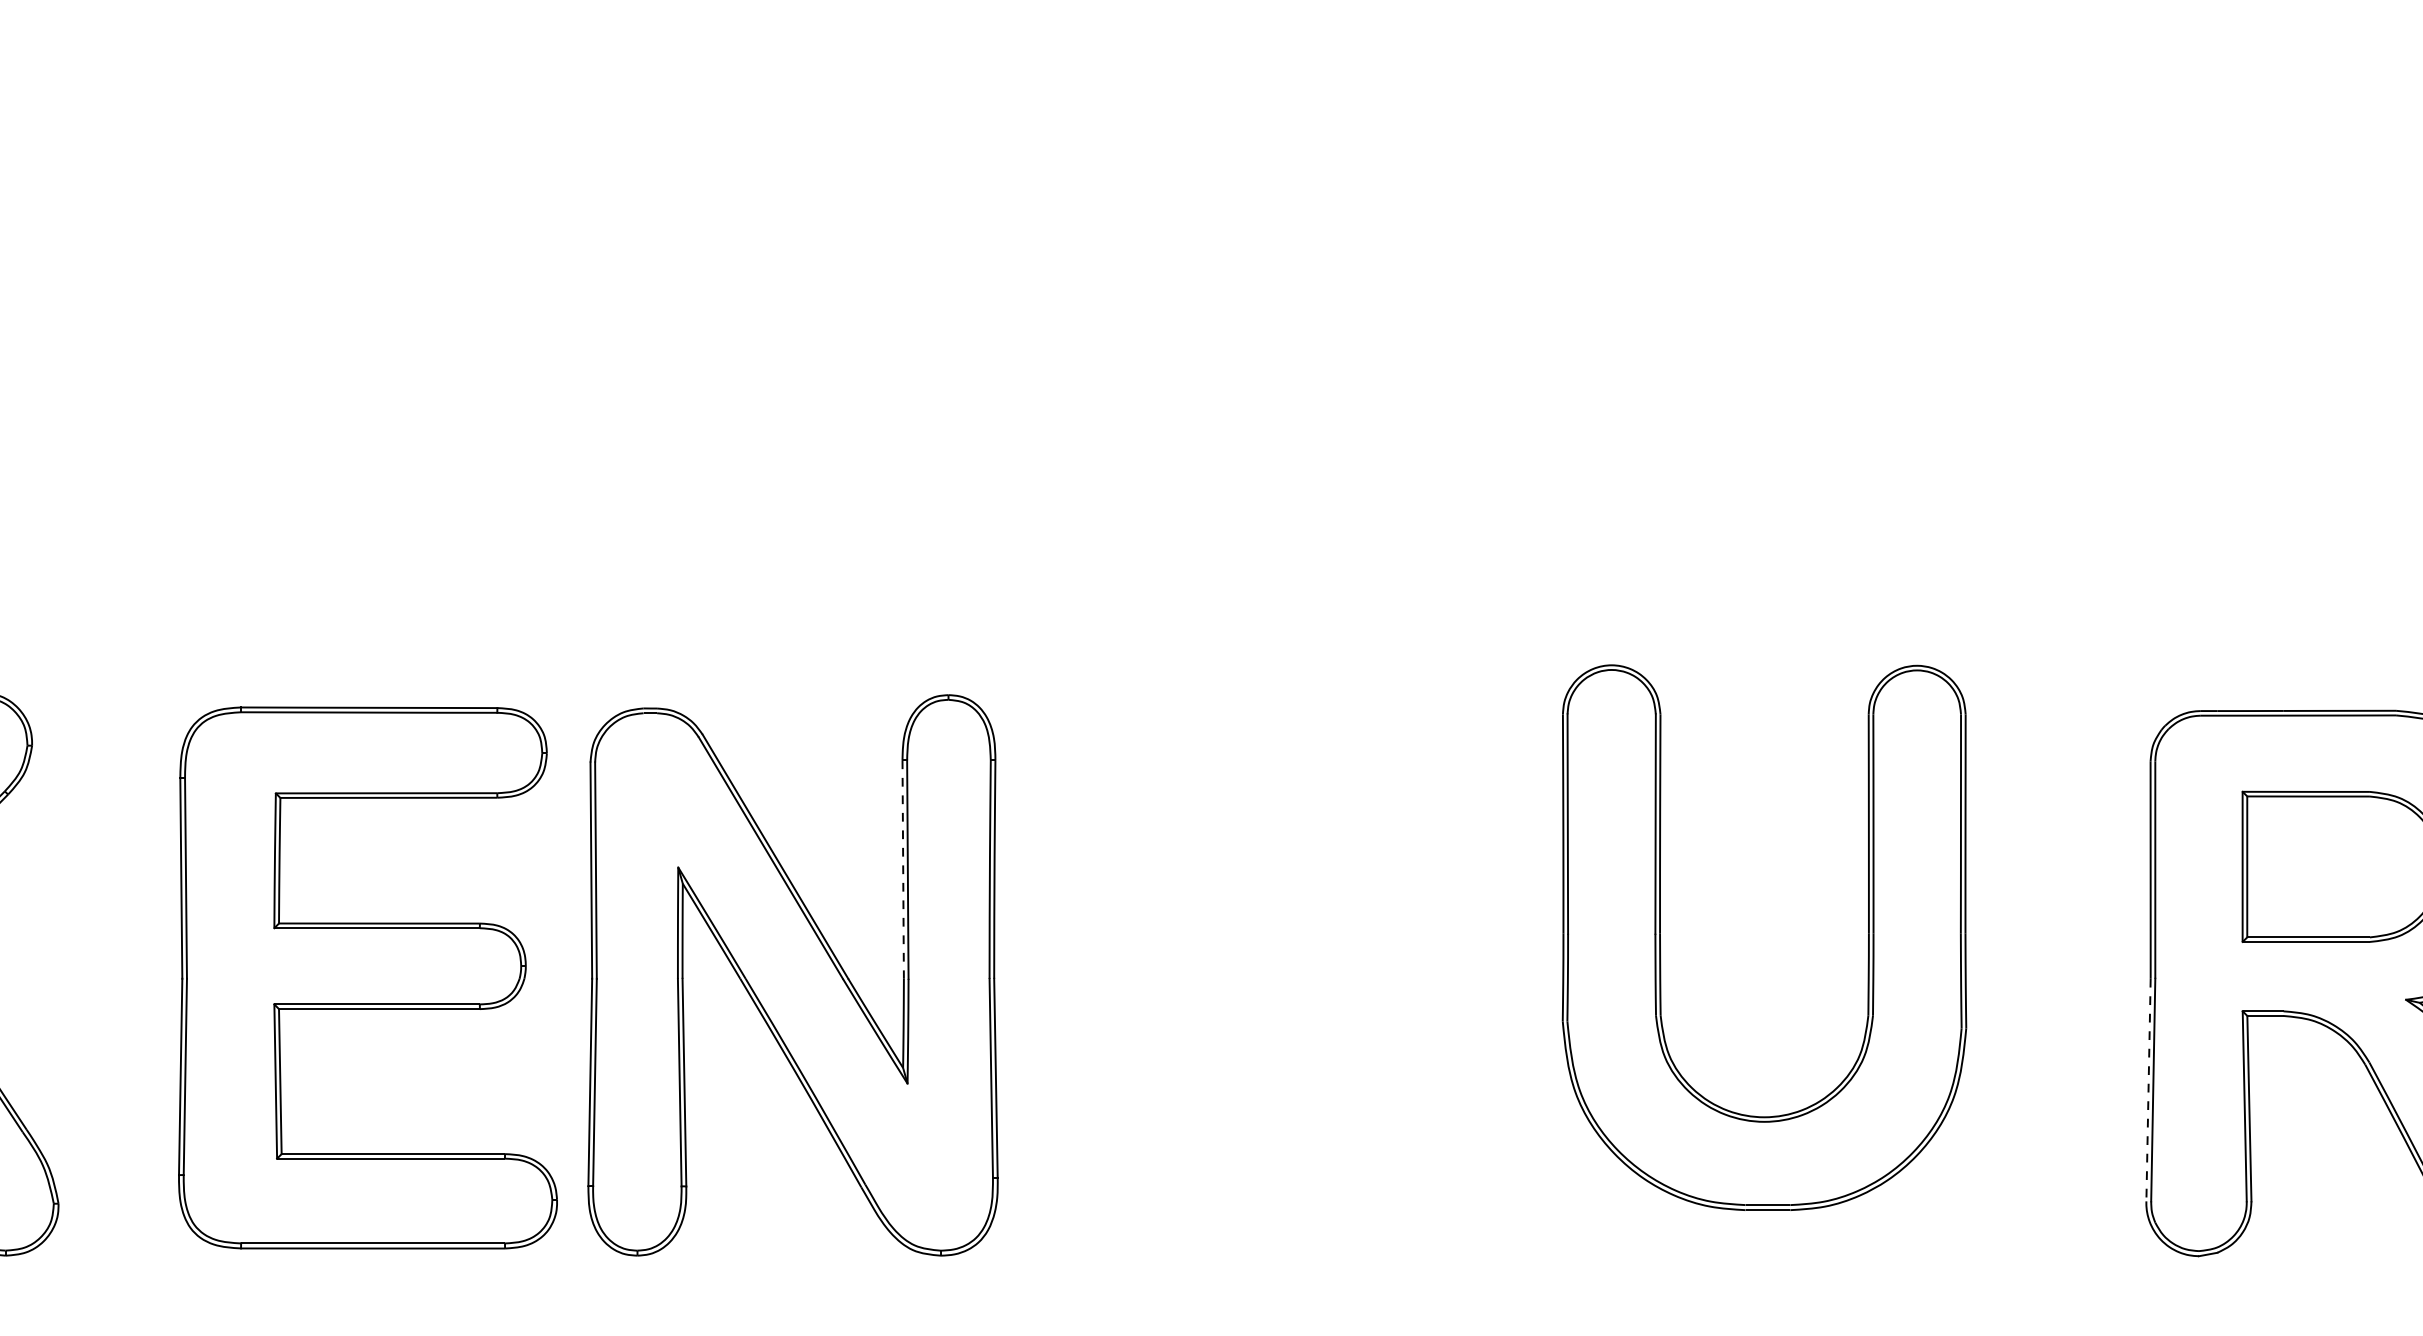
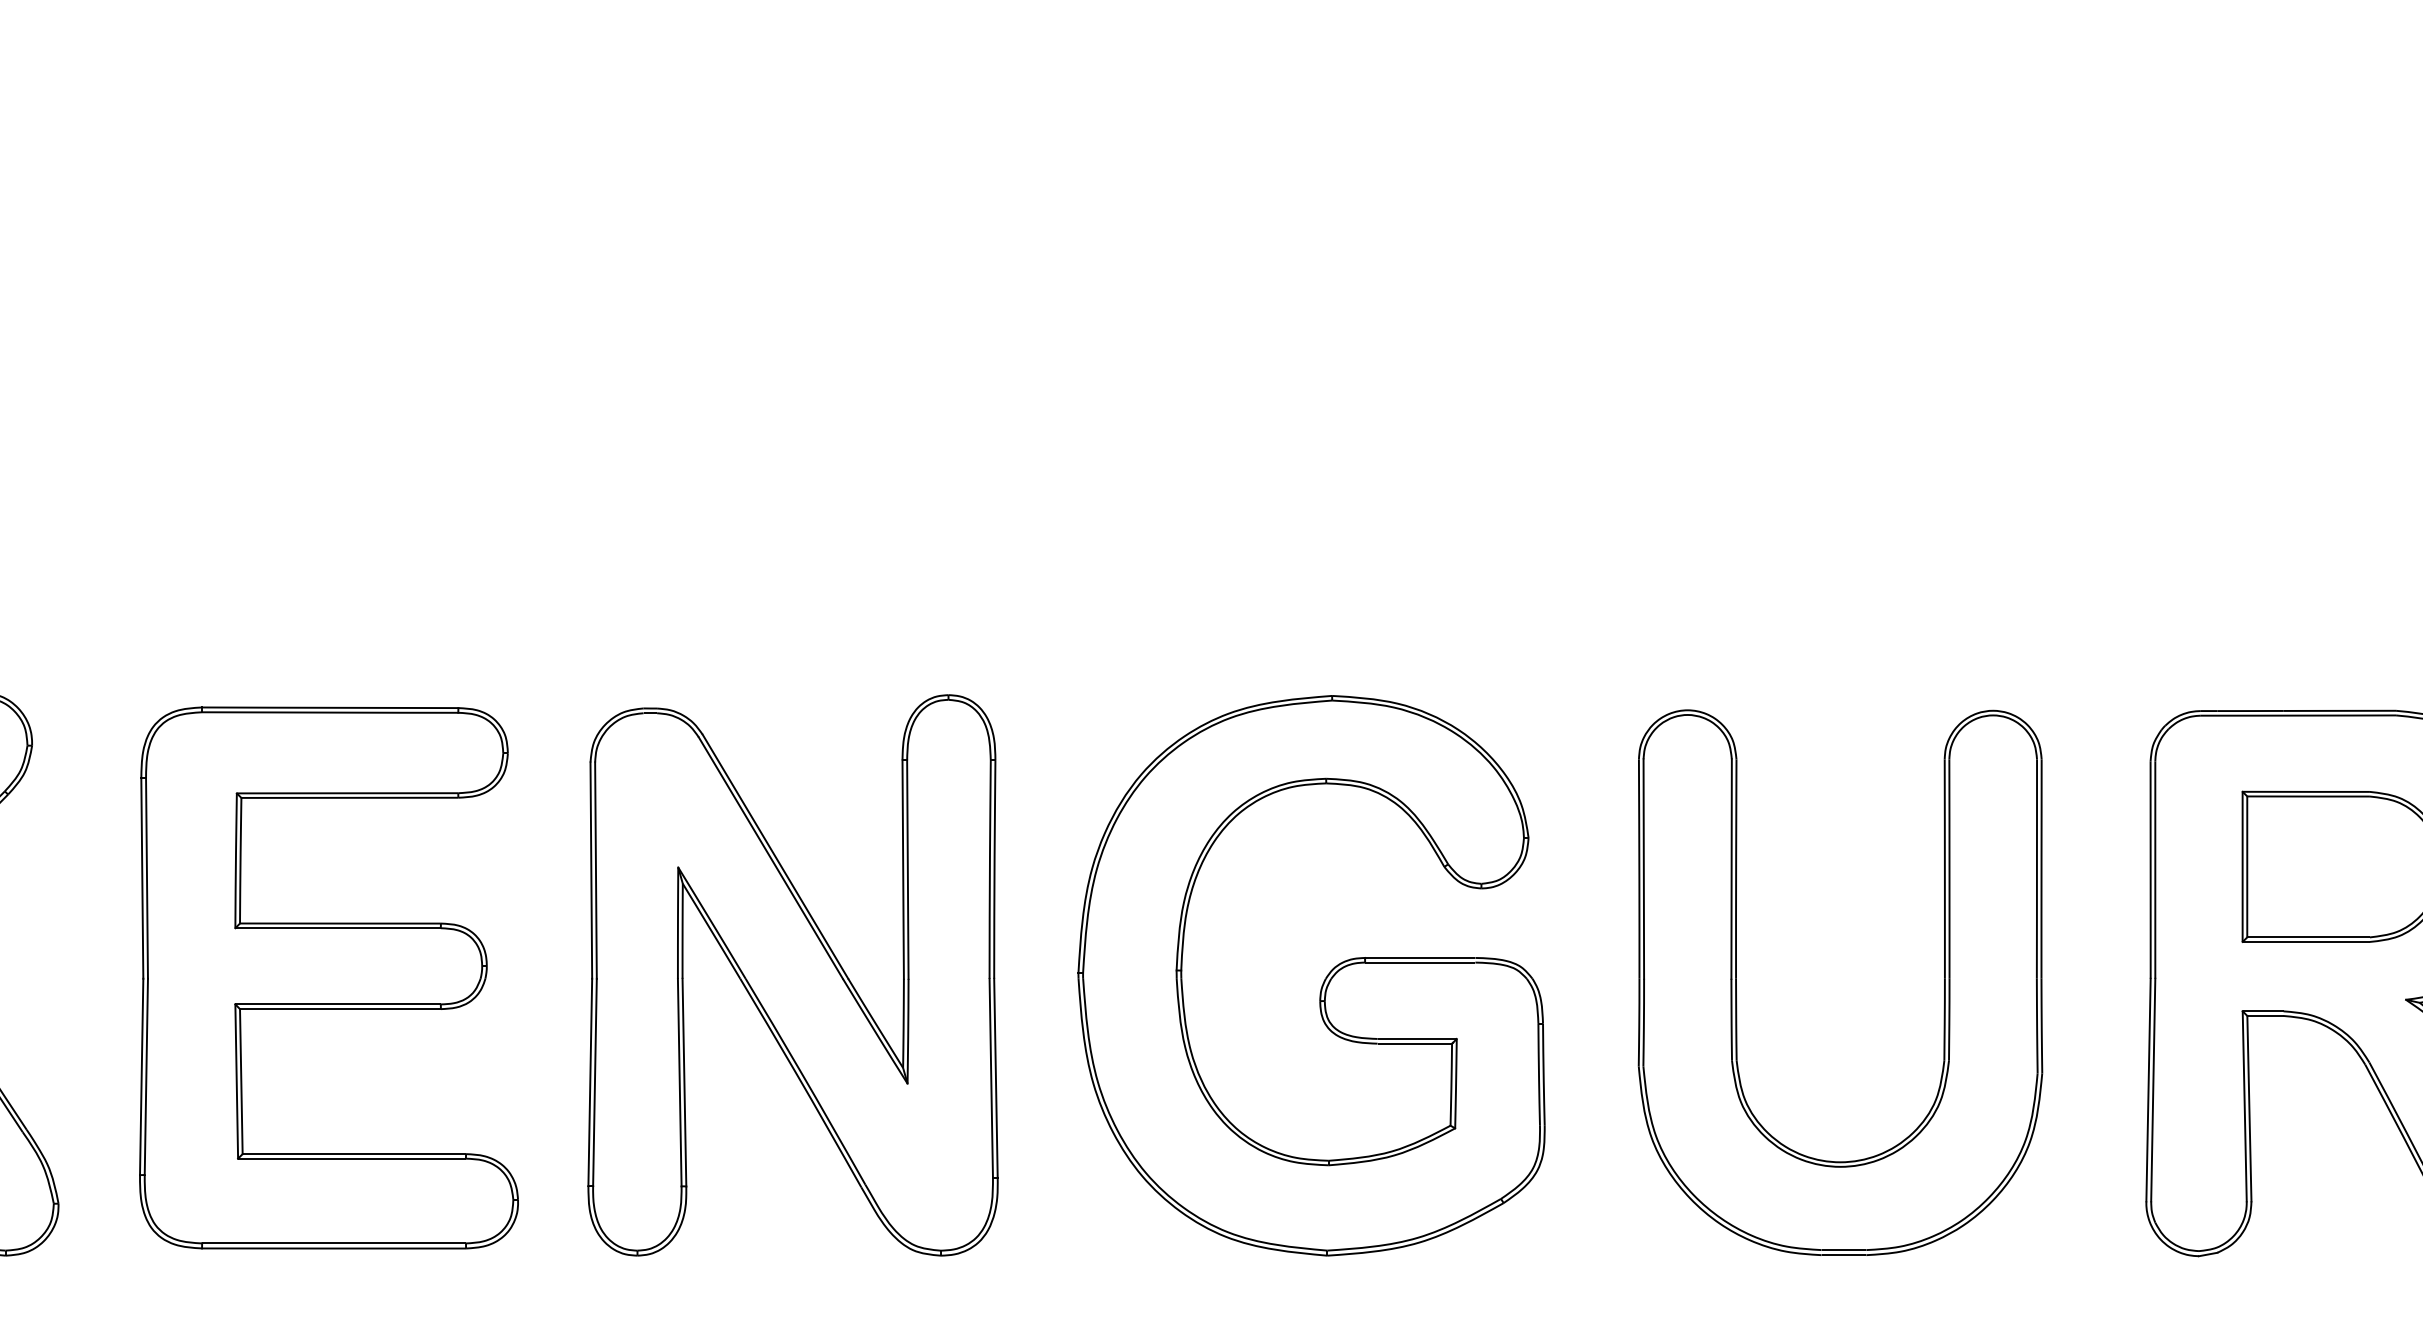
line: dashed -> solid (903, 870)
part position: (1660, 937) -> (1736, 982) (1736, 982)
part position: (367, 977) -> (328, 977) (328, 977)
part: none -> present (1323, 981)
line: dashed -> solid (2148, 1090)
